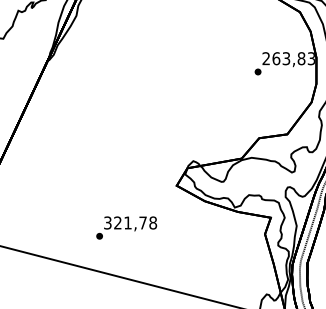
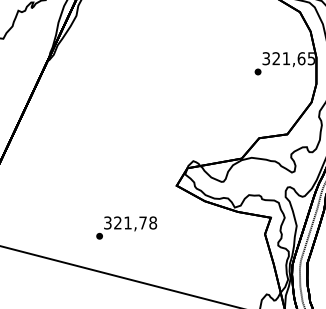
text: 263,83 -> 321,65 (288, 58)
